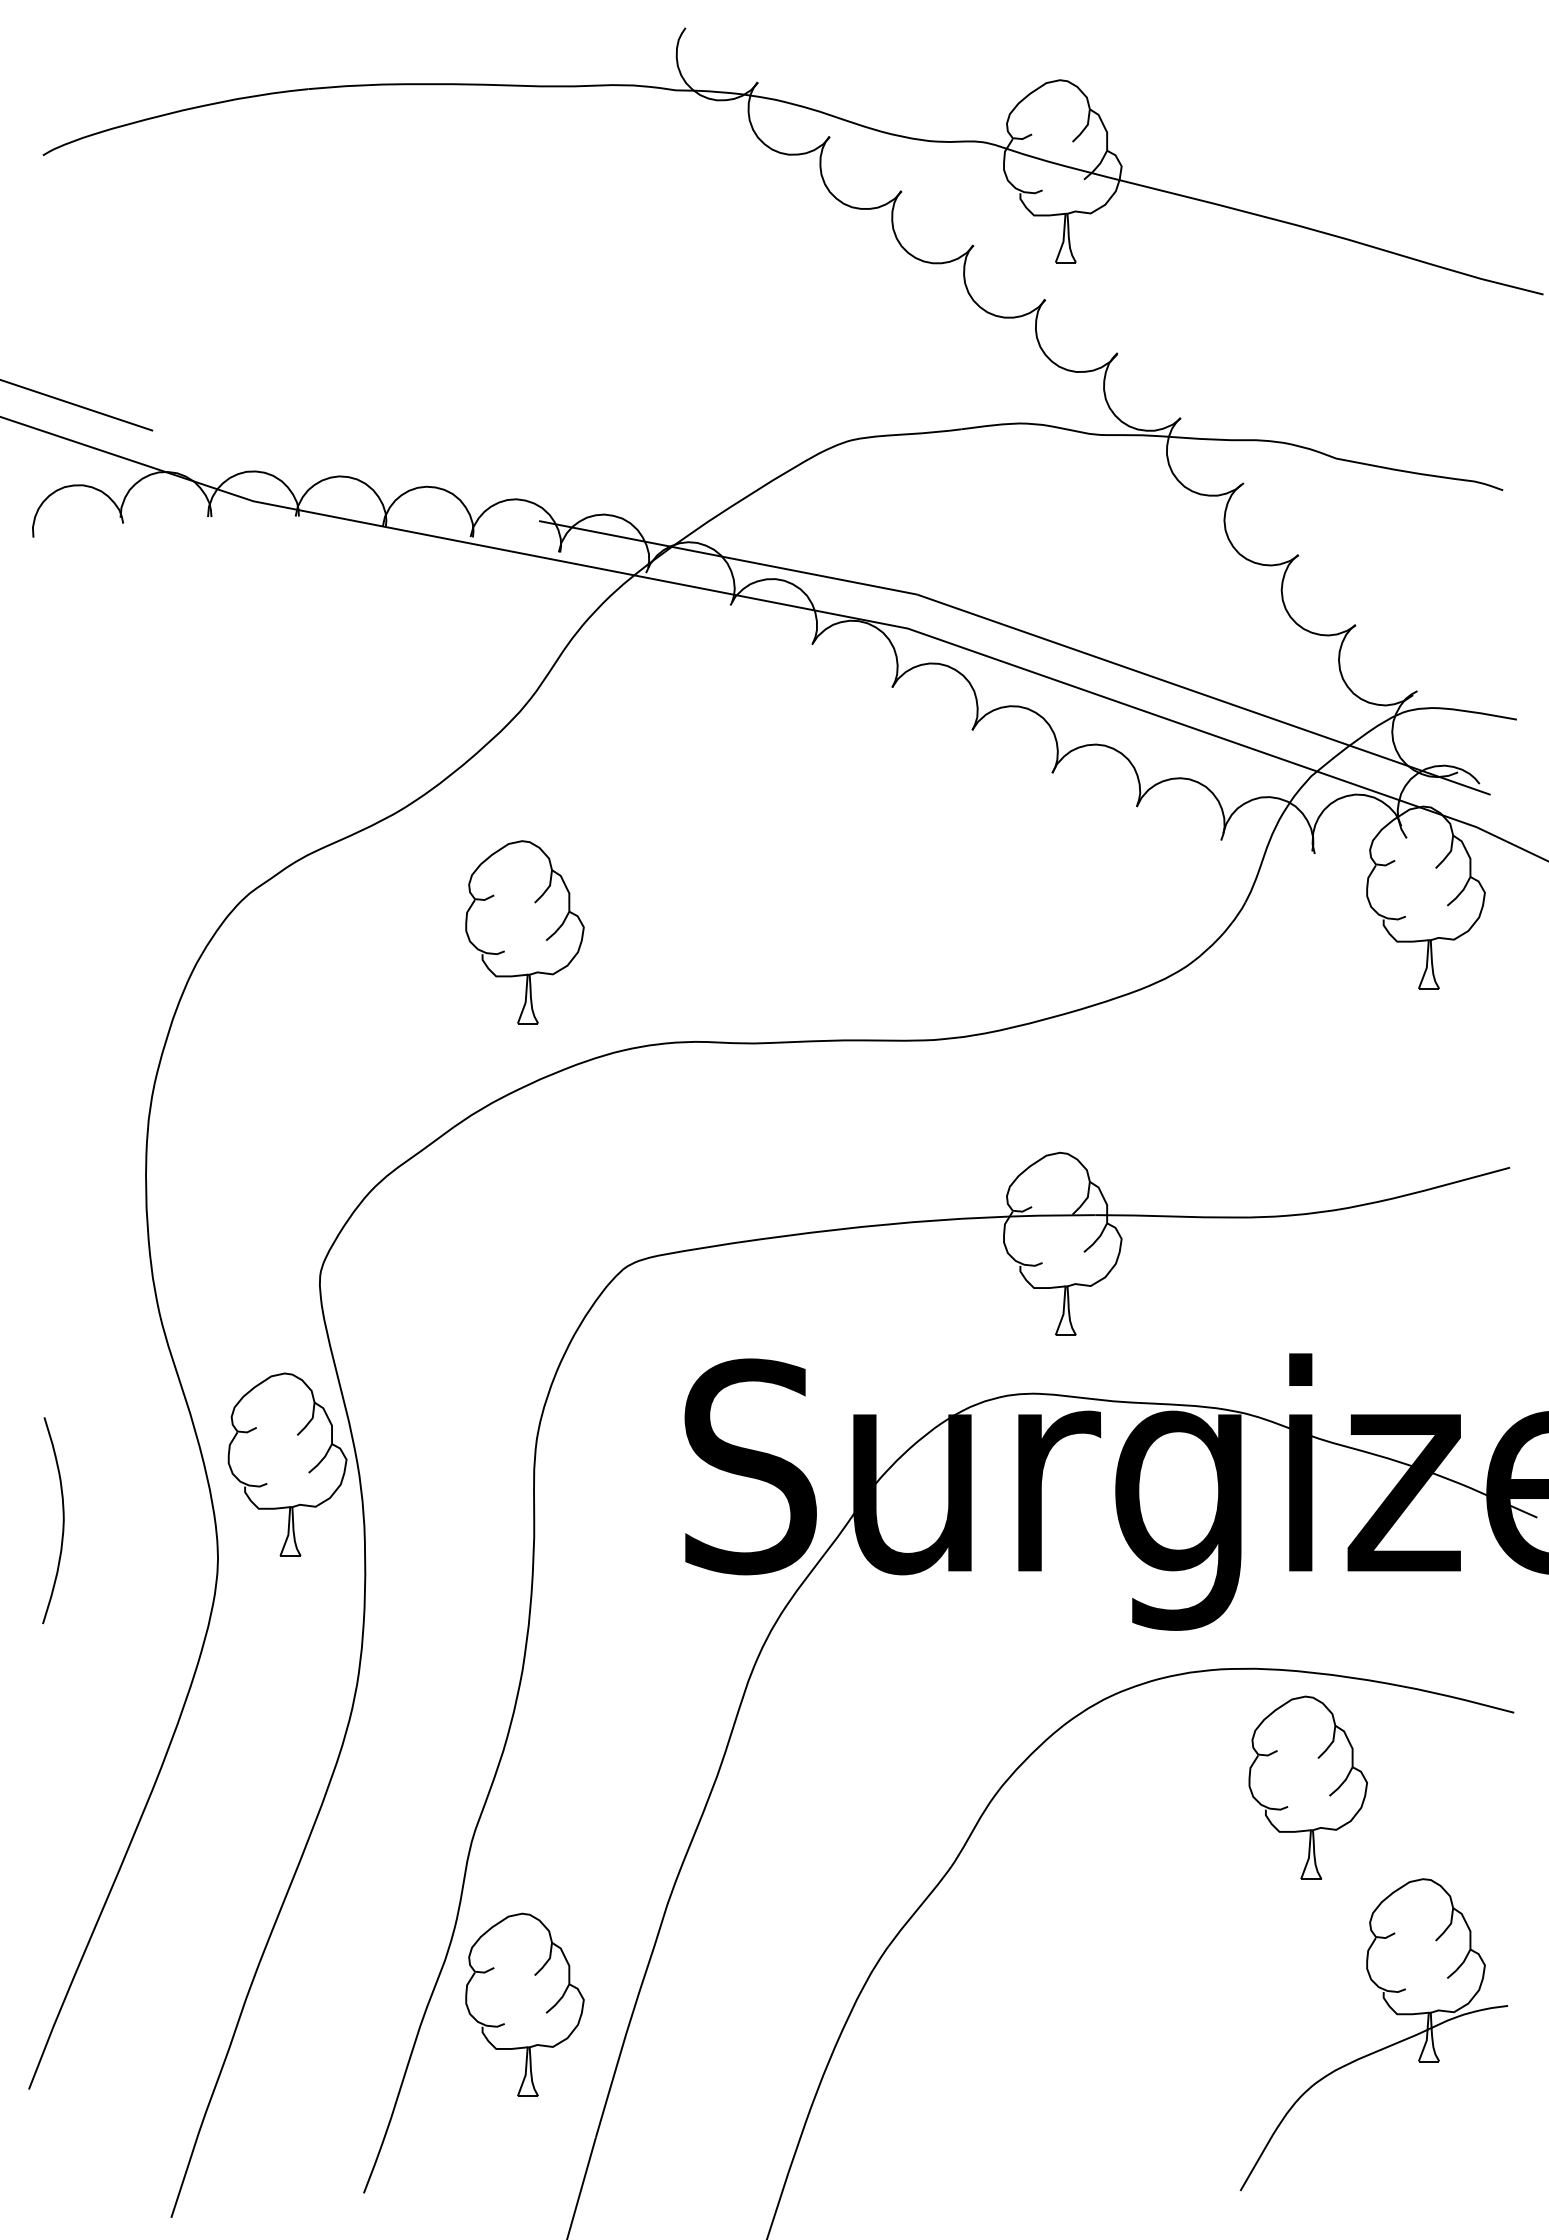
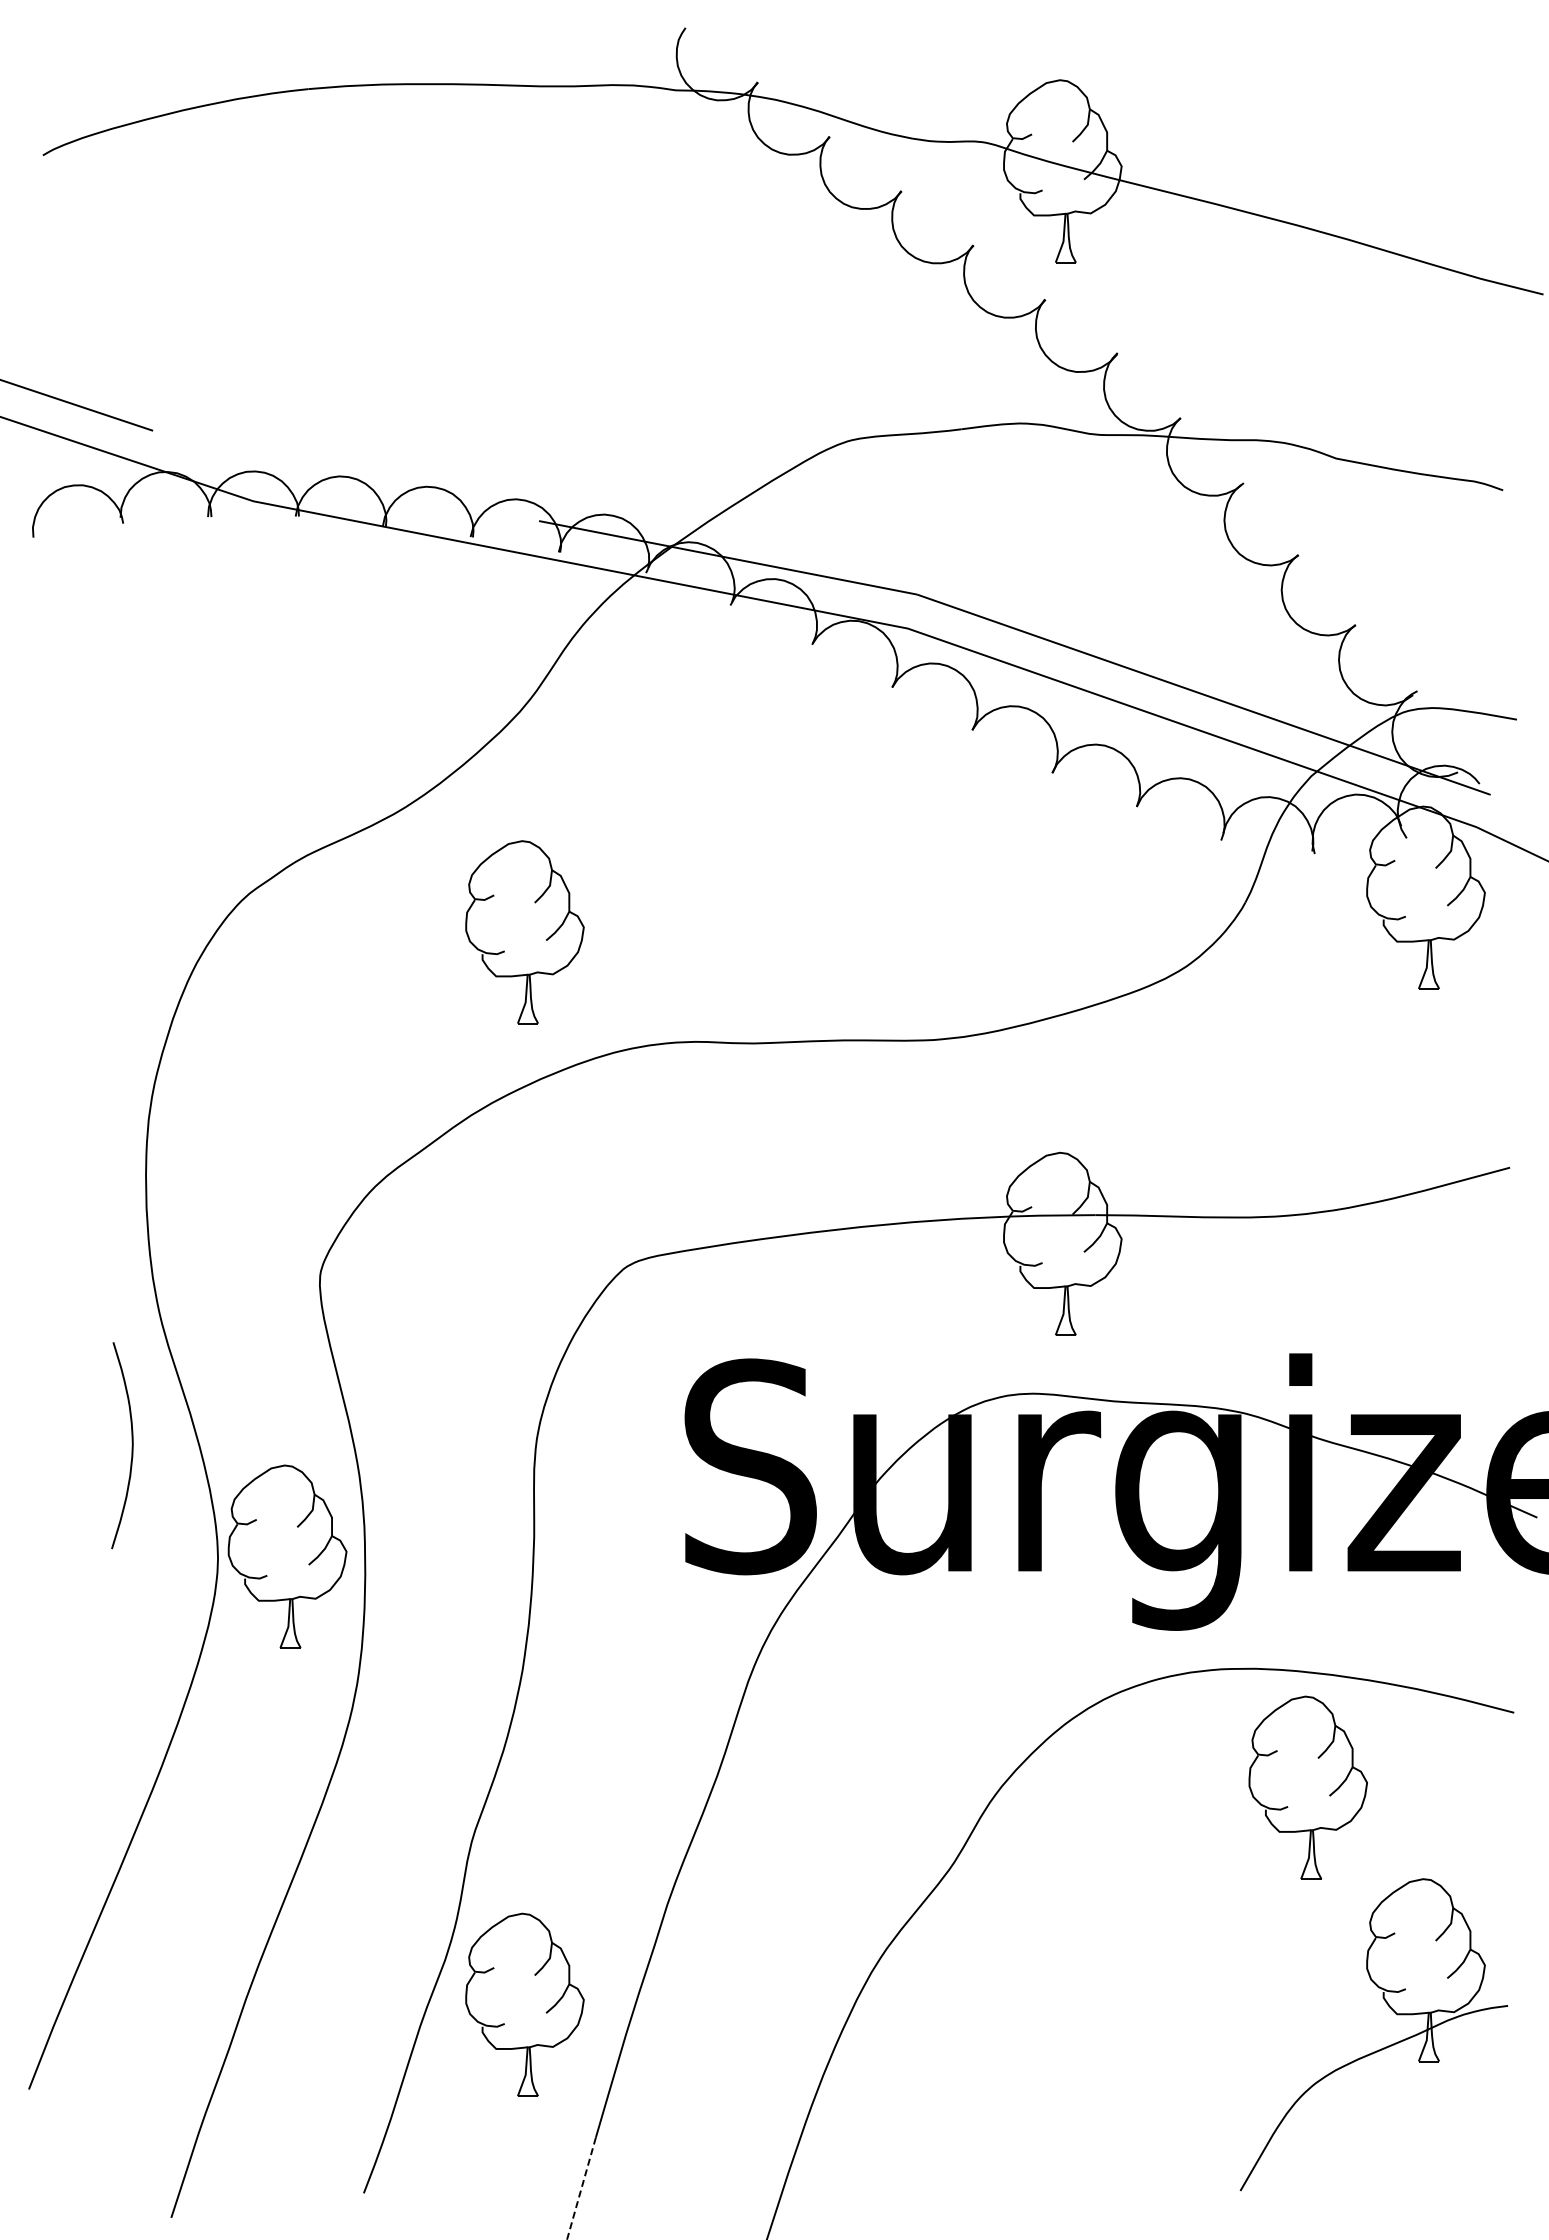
part position: (287, 1464) -> (287, 1556) (287, 1556)
curve position: (62, 1520) -> (131, 1445) (131, 1445)
line: solid -> dashed (581, 2188)
